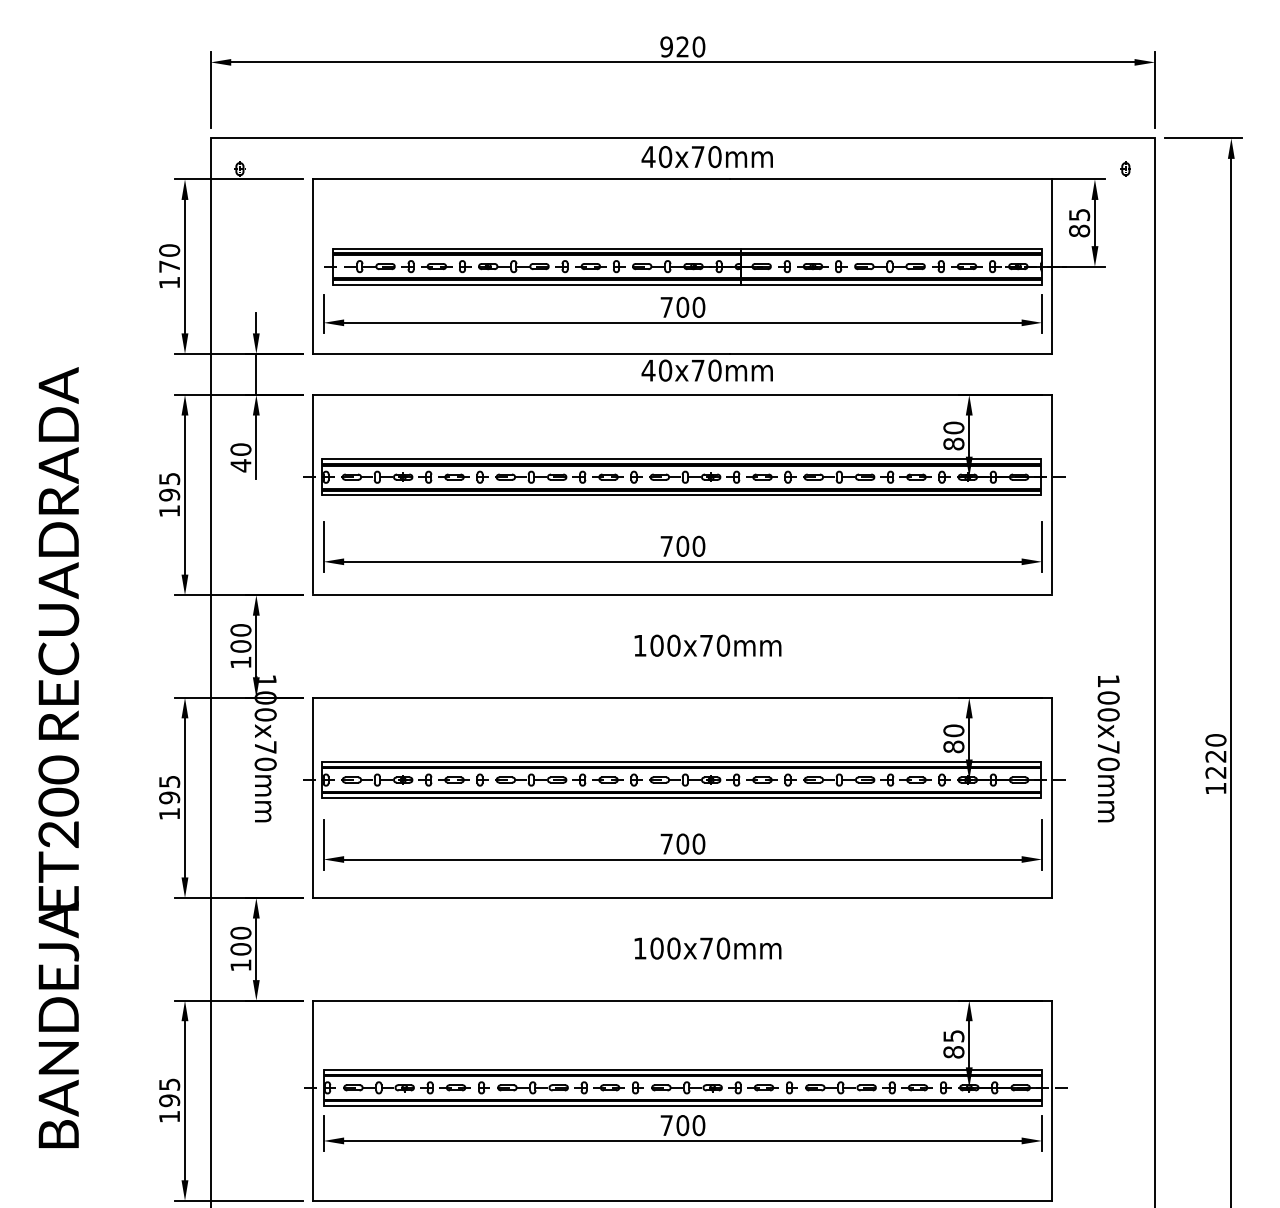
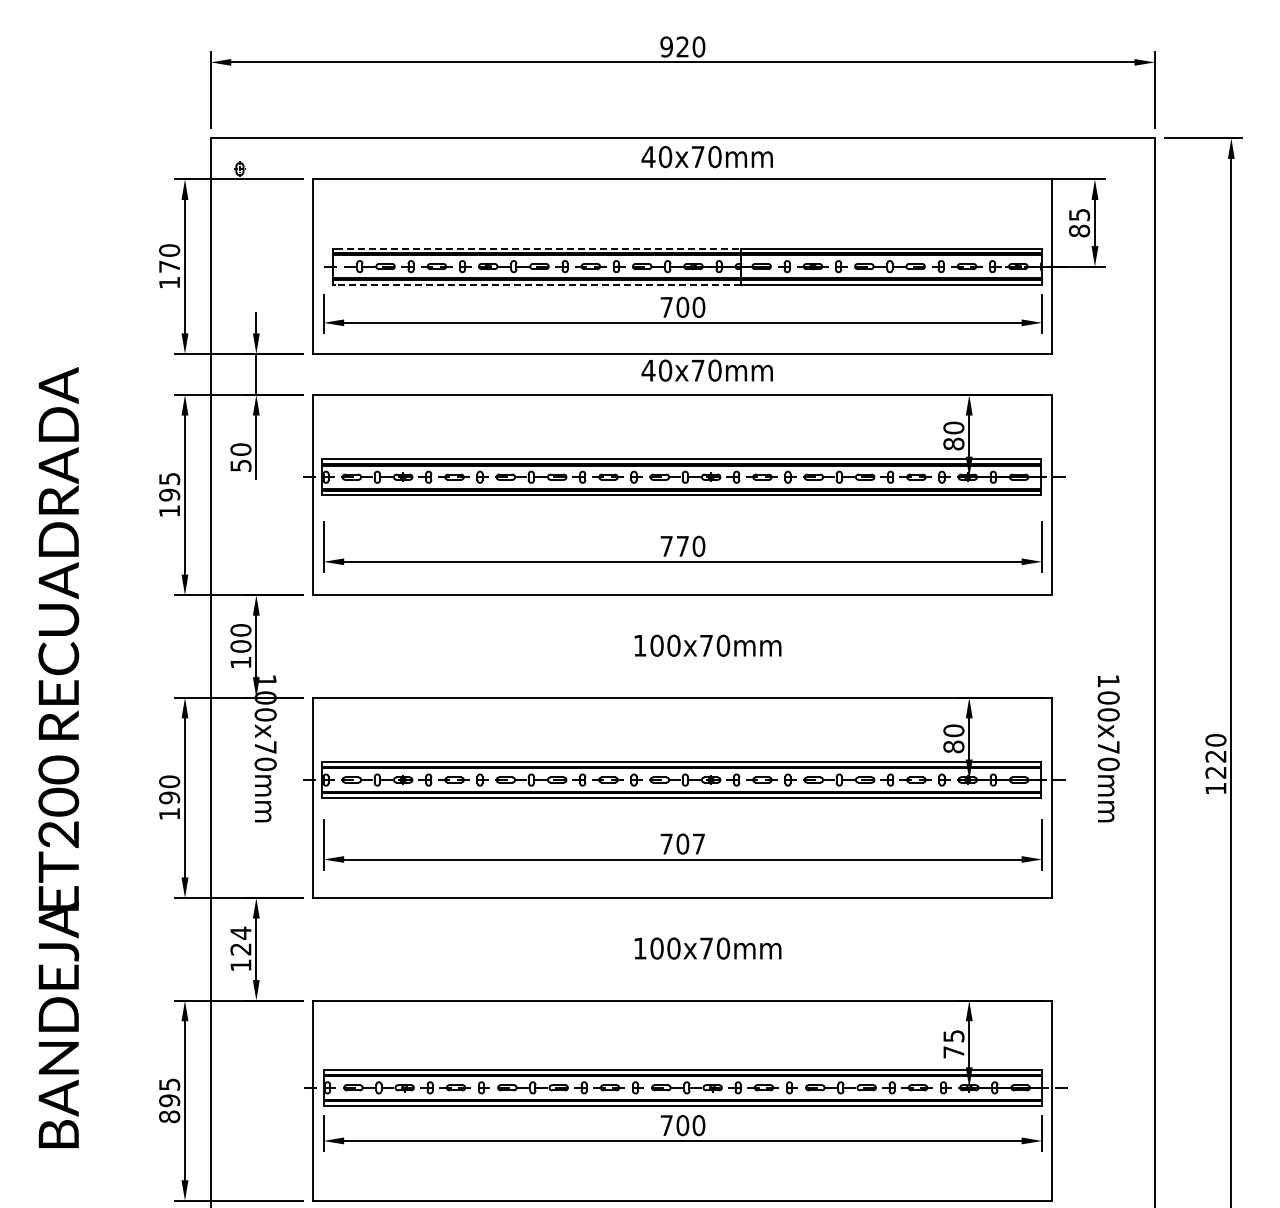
part: present -> none (1125, 168)
line: solid -> dashed (539, 248)
line: solid -> dashed (538, 284)
text: 40 -> 50 (240, 465)
text: 700 -> 770 (682, 545)
text: 195 -> 190 (169, 781)
text: 700 -> 707 (698, 843)
text: 100 -> 124 (240, 940)
text: 85 -> 75 (953, 1052)
text: 195 -> 895 (169, 1116)
